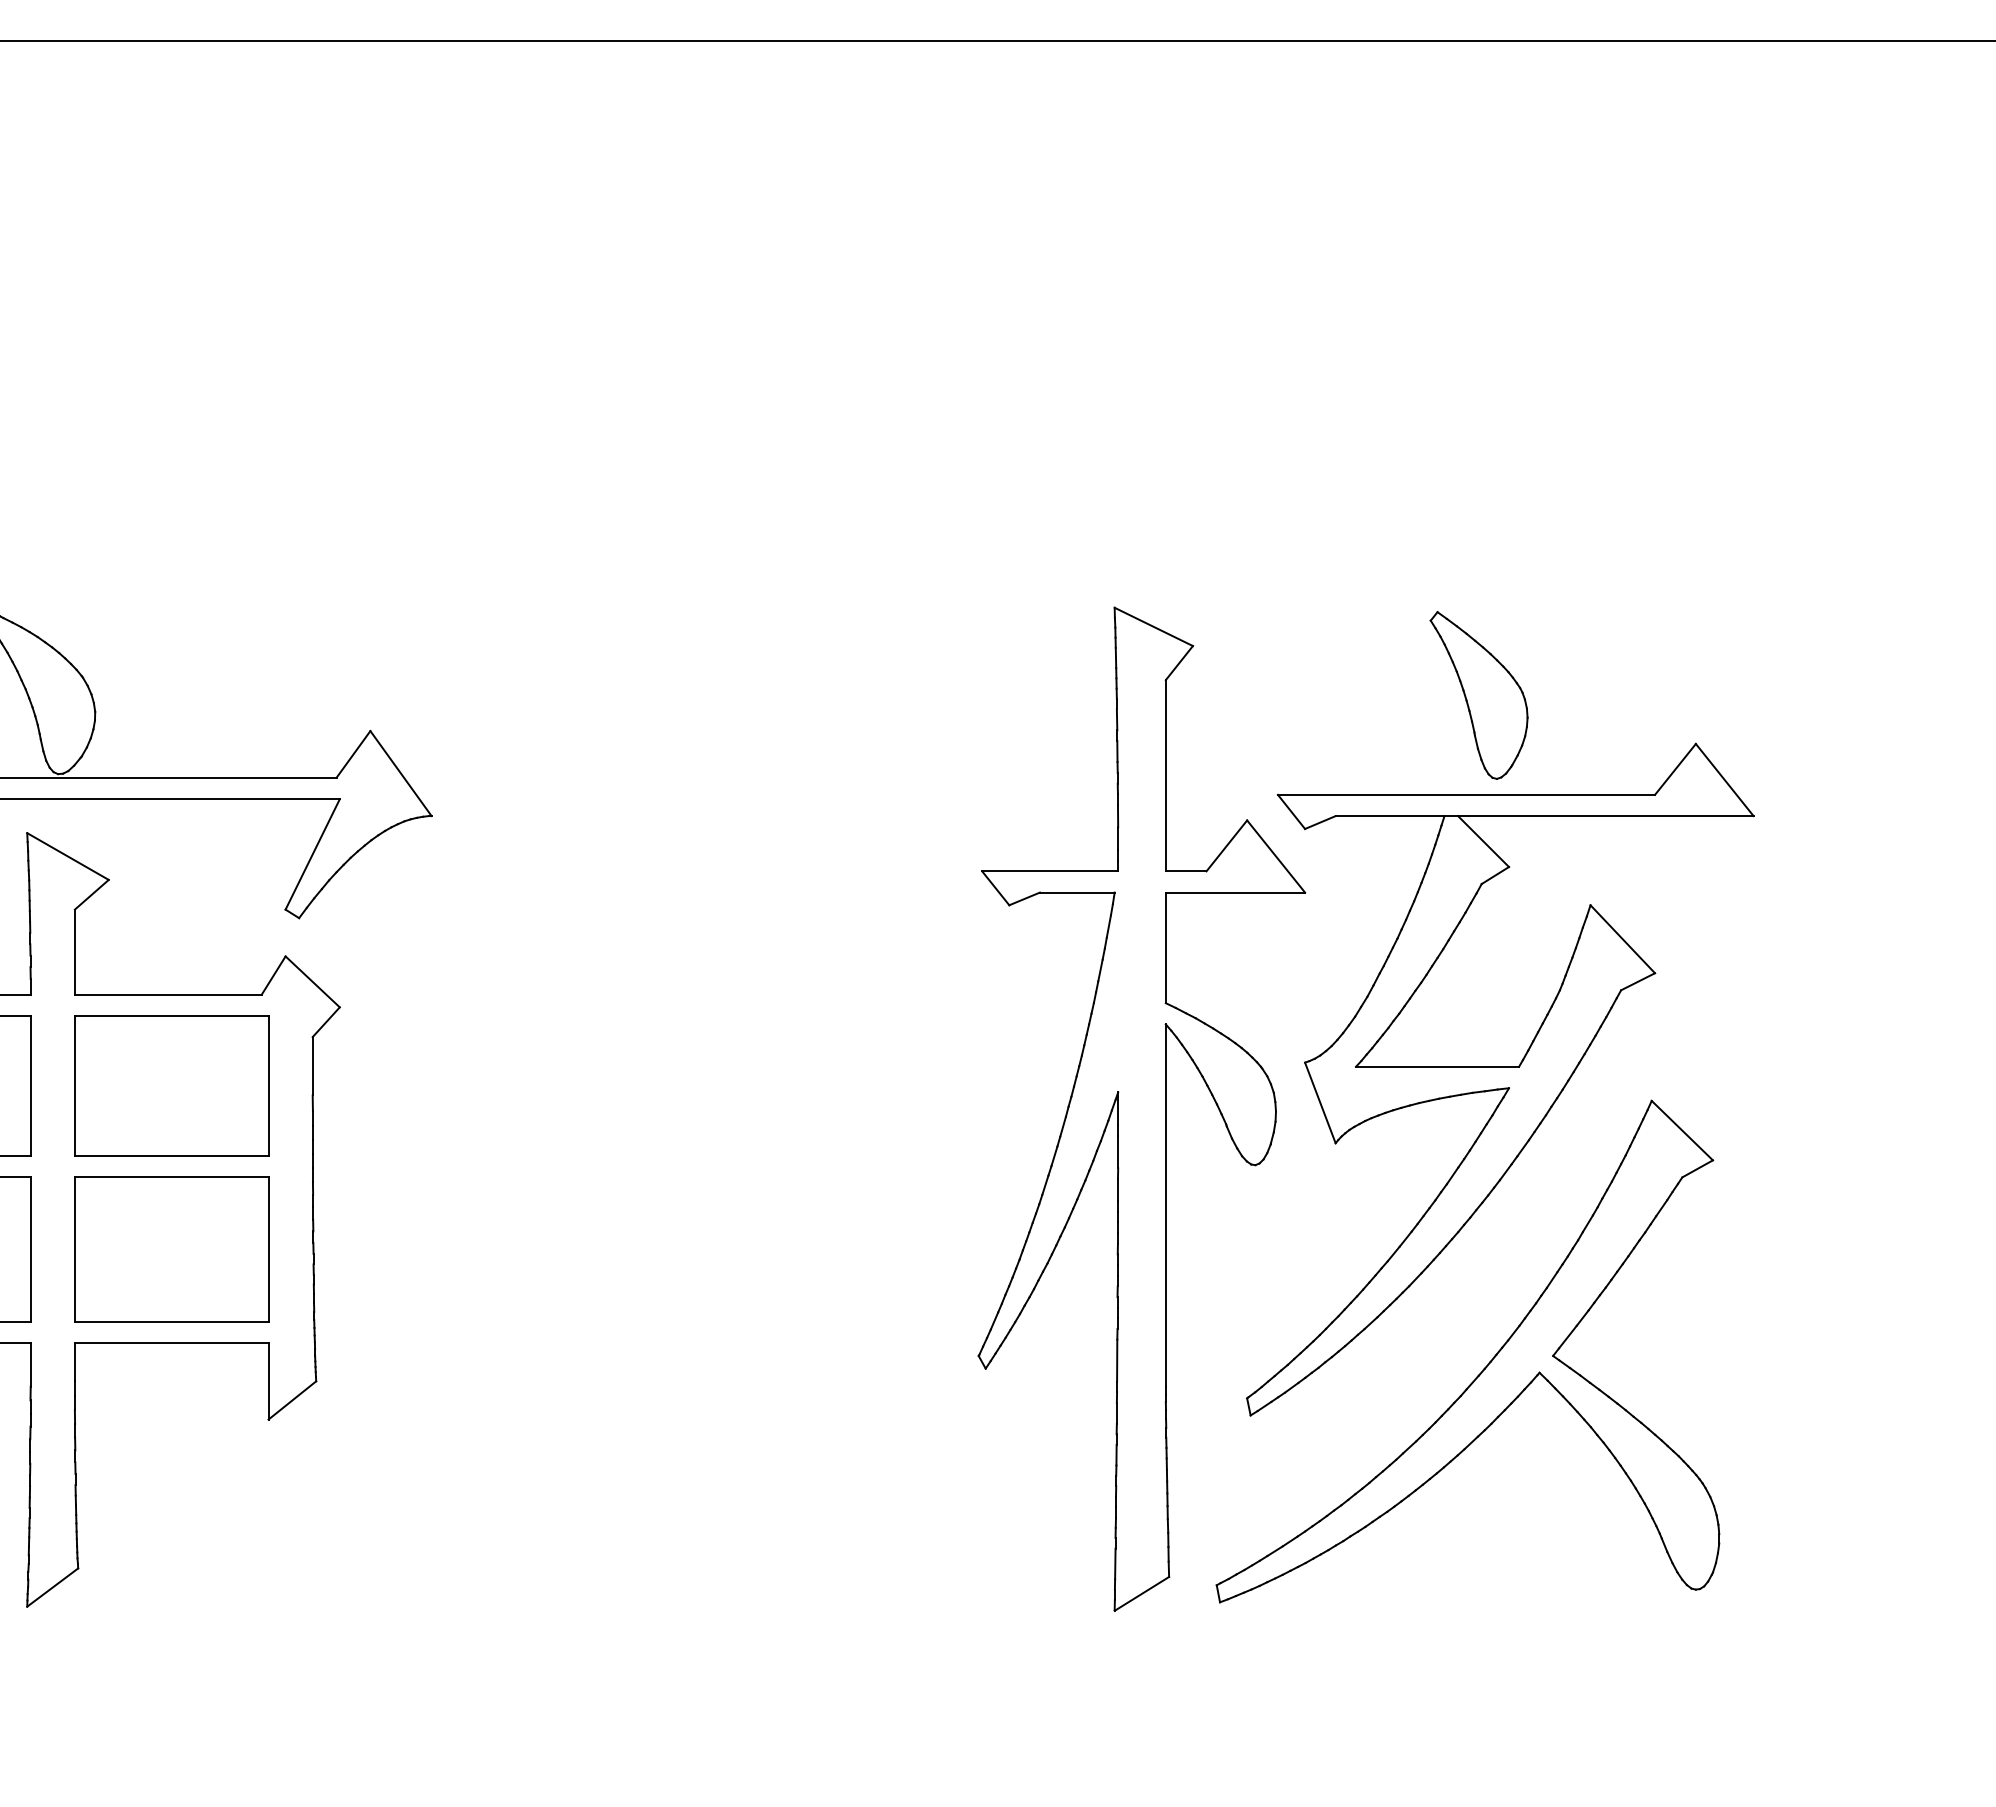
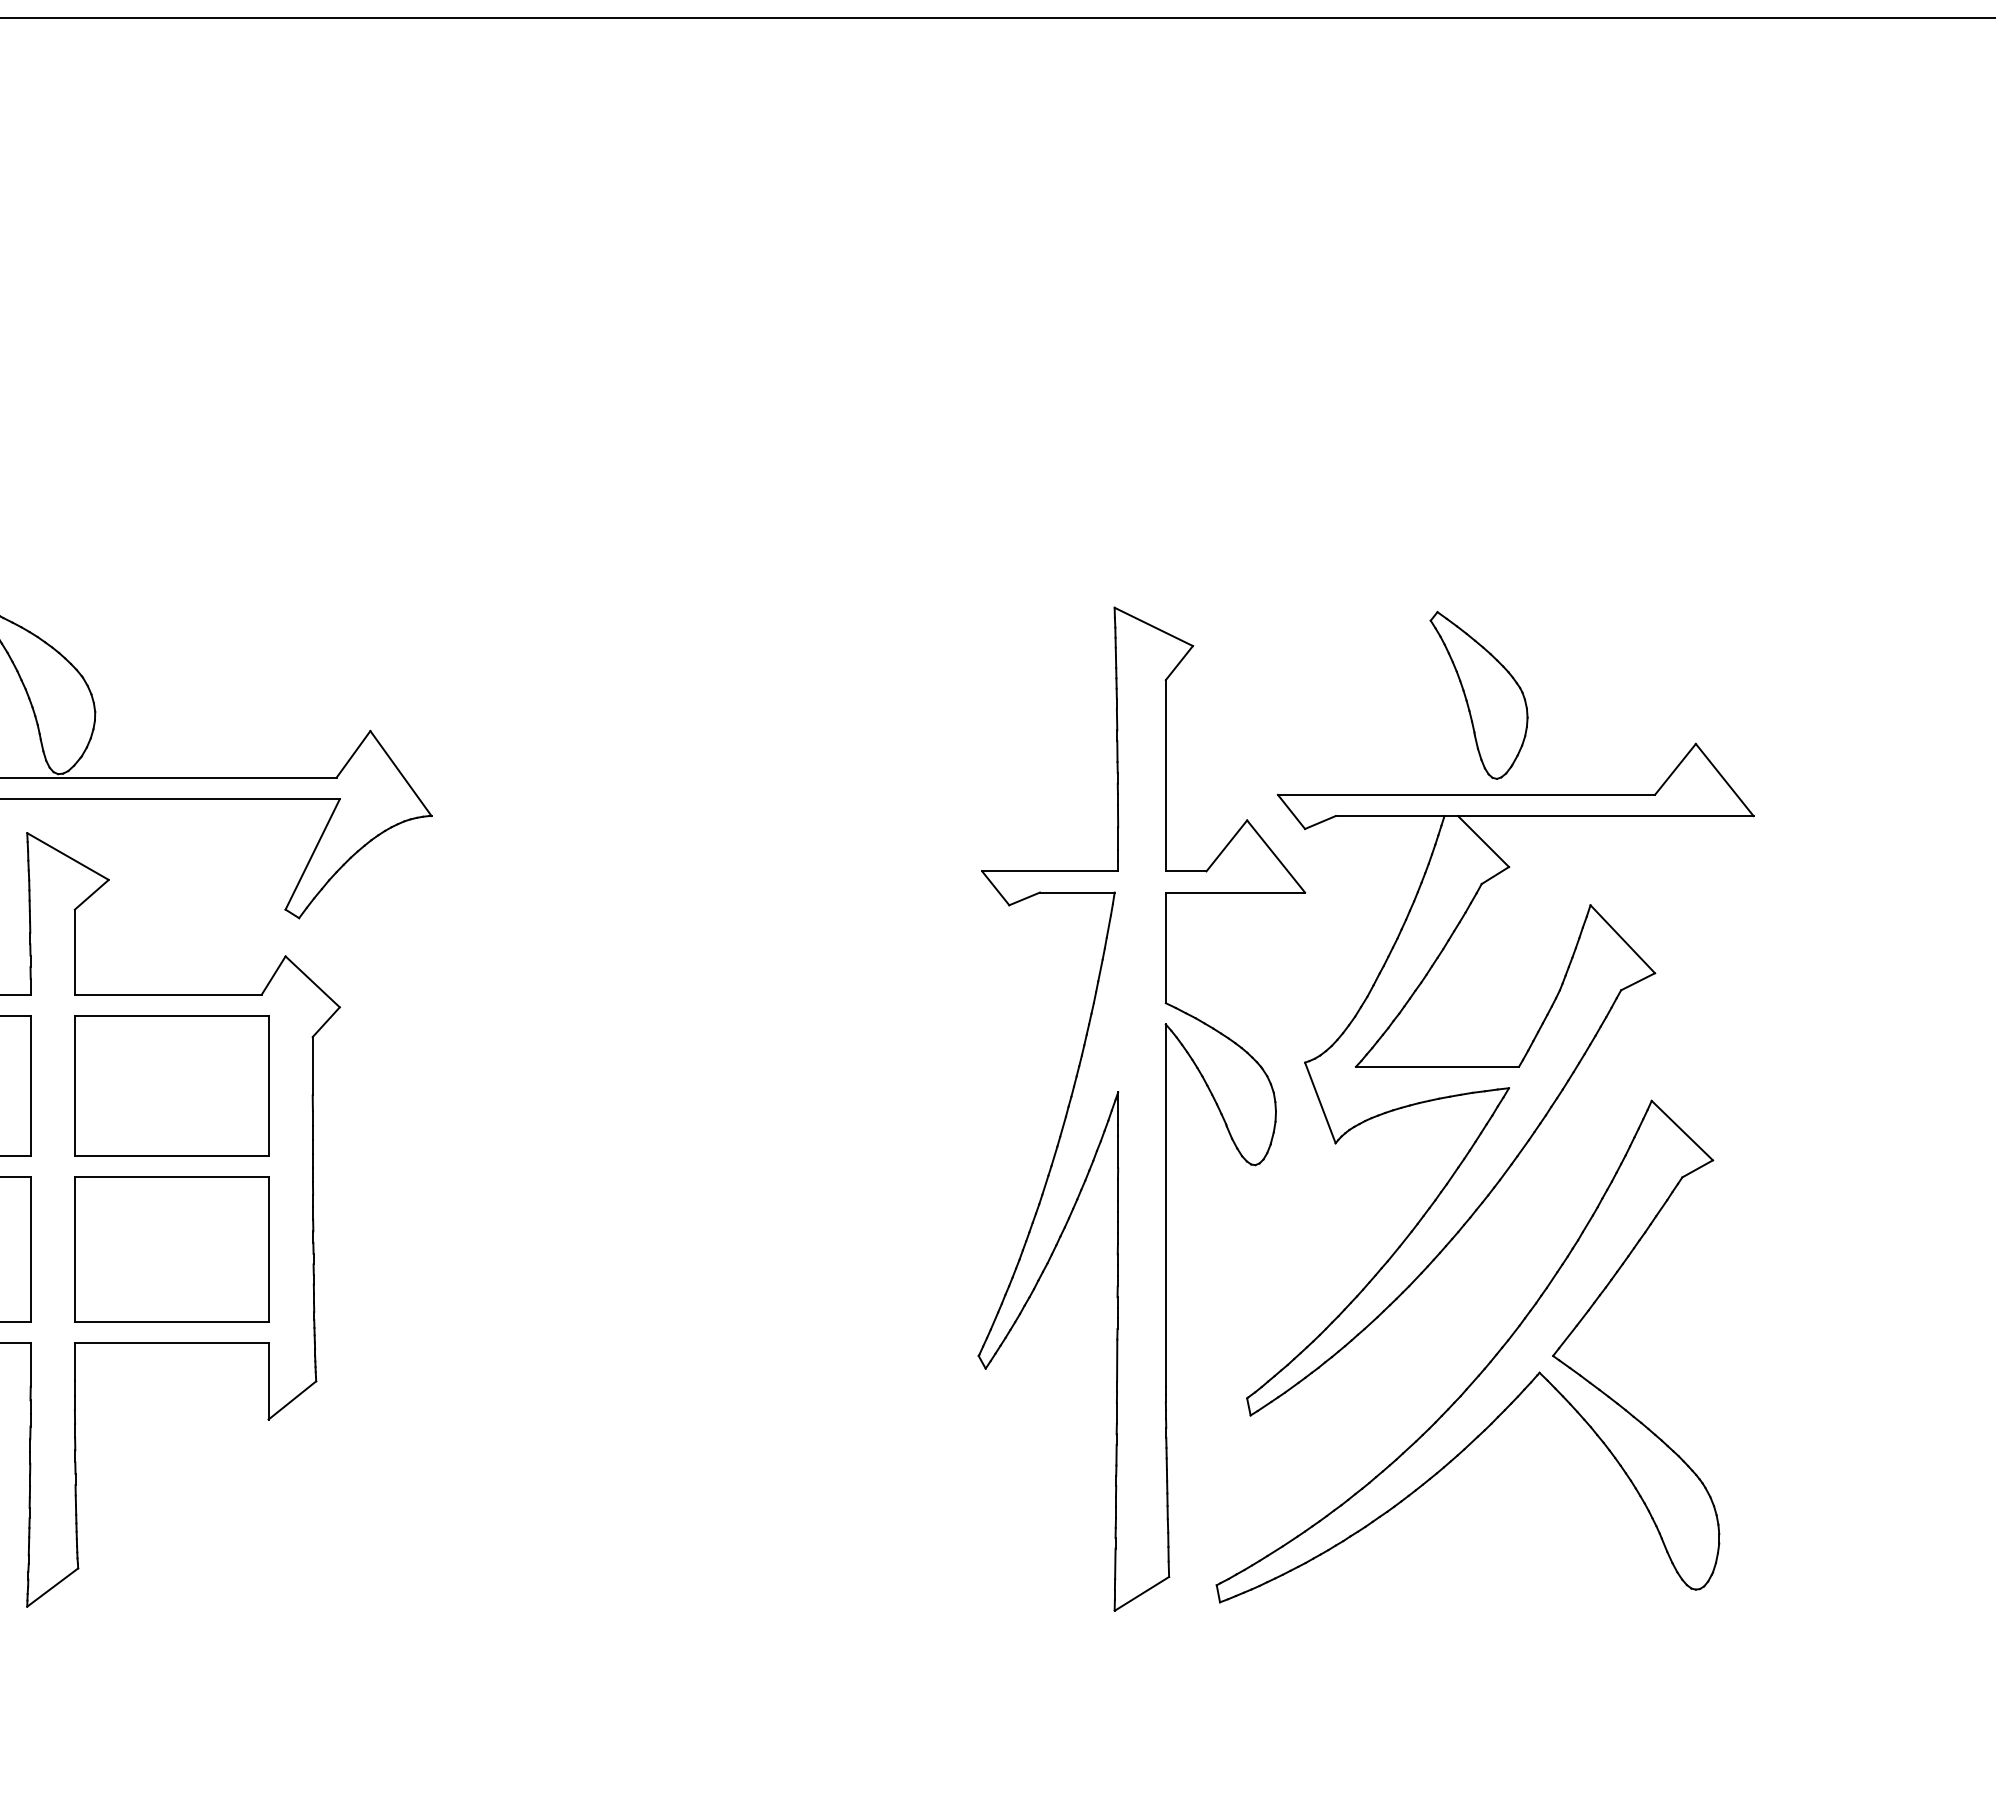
line position: (997, 41) -> (997, 18) (997, 18)
